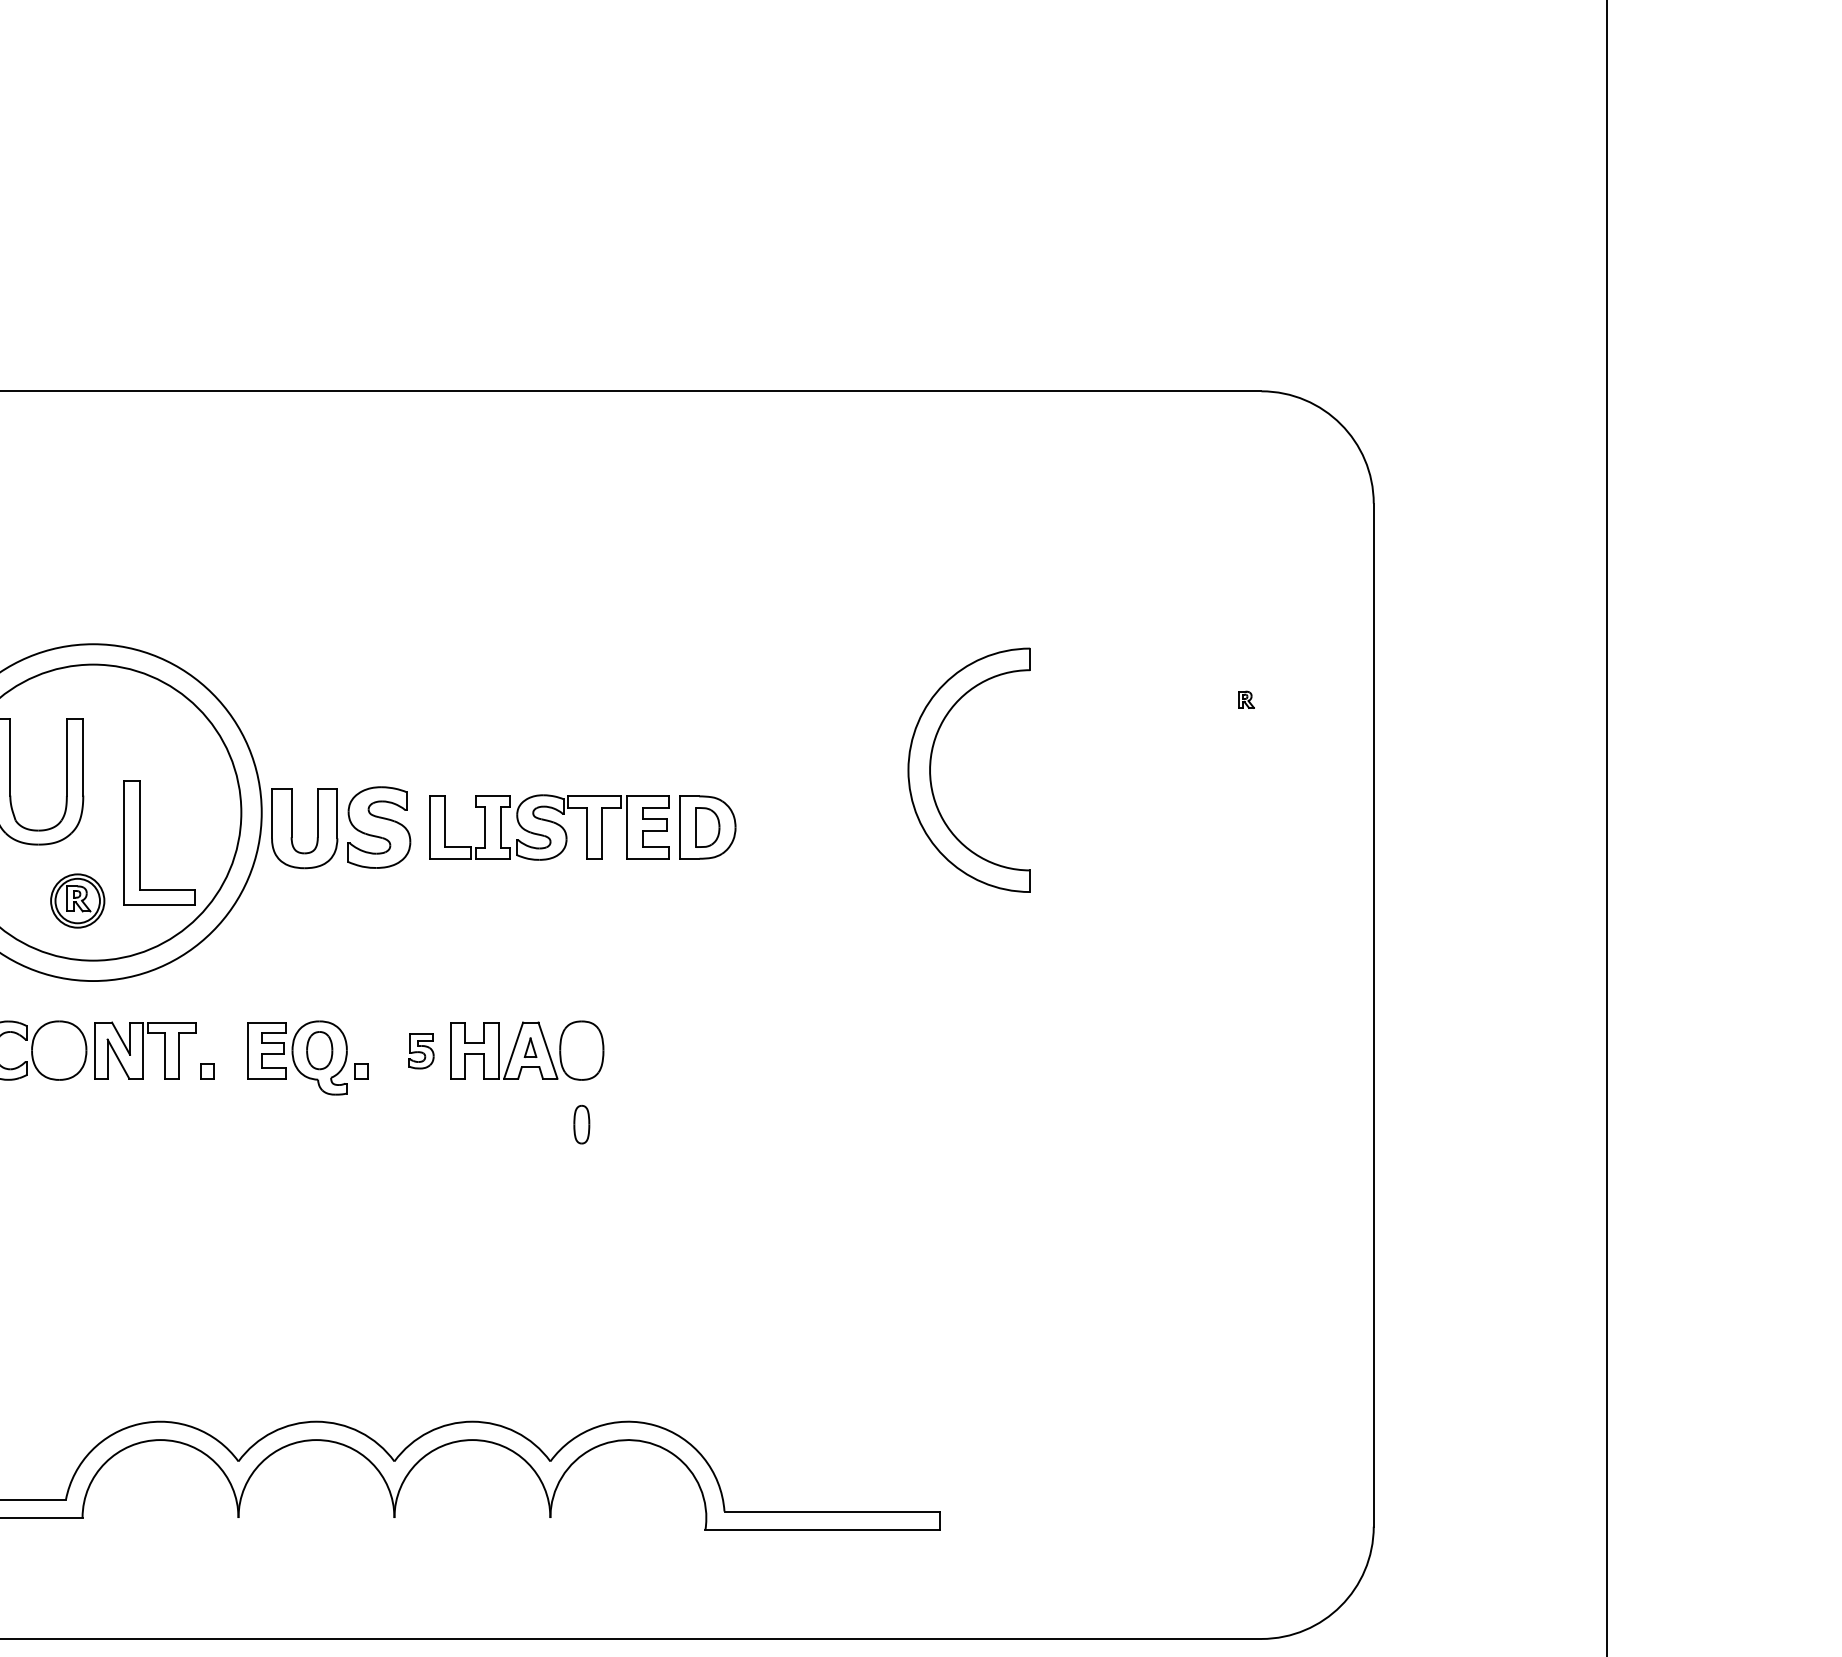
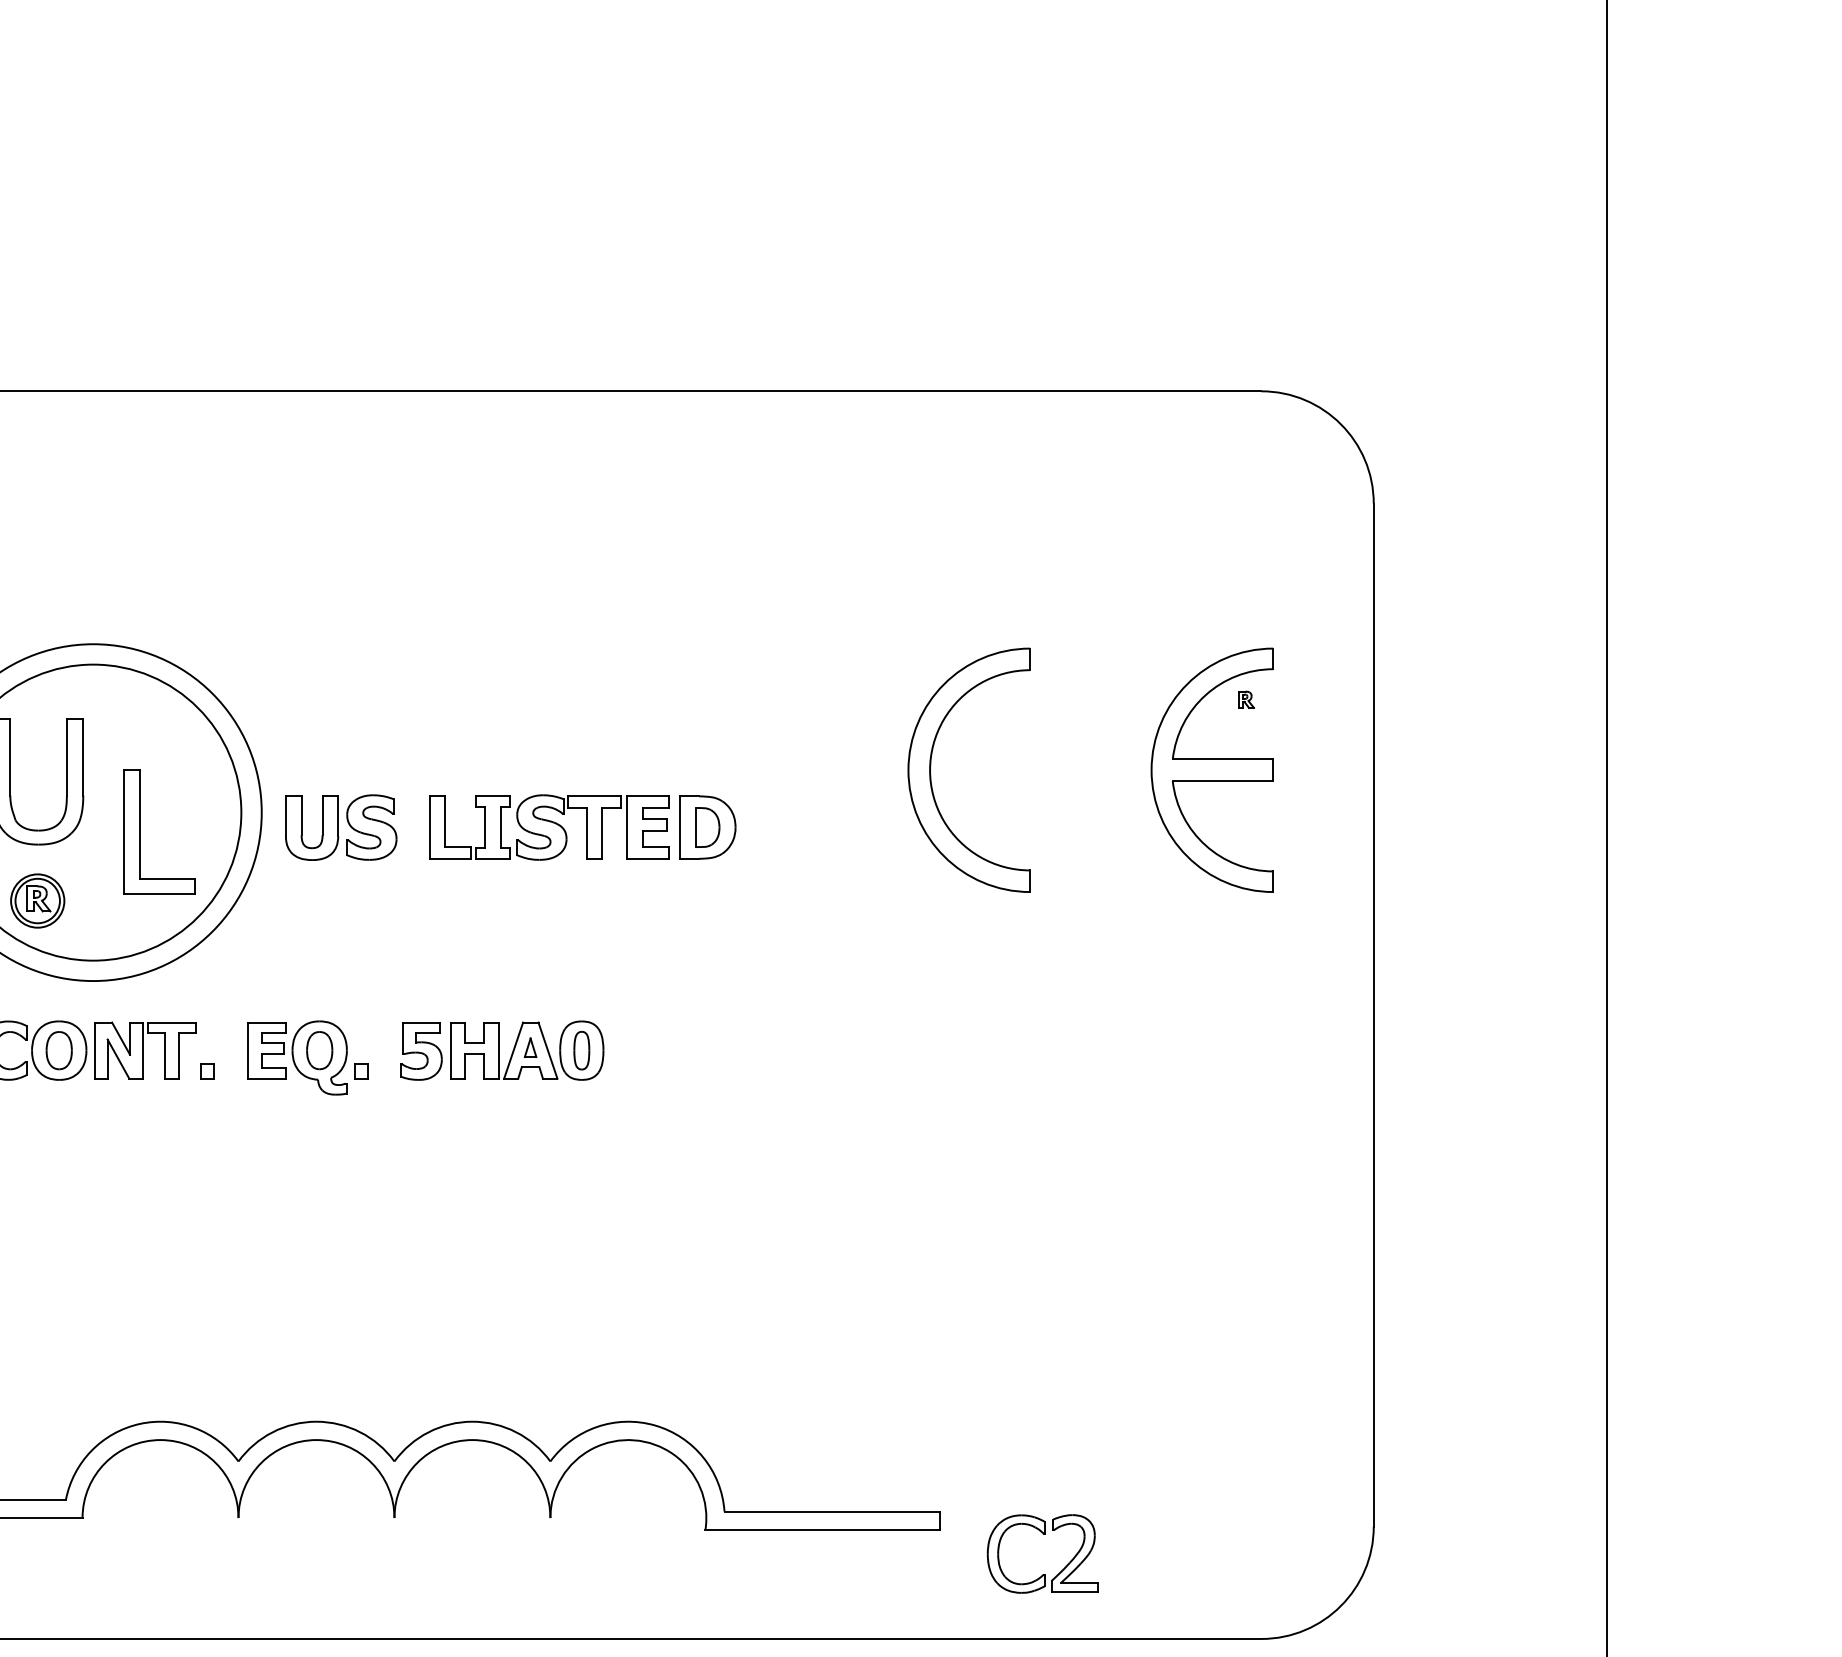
part: none -> present (1211, 769)
part size: 141x84 px -> 113x67 px (341, 827)
part position: (140, 842) -> (140, 831) (140, 831)
part position: (77, 900) -> (37, 900) (37, 900)
part: none -> present (58, 1050)
part size: 27x37 px -> 43x59 px (421, 1051)
part position: (581, 1124) -> (581, 1050) (581, 1050)
part: none -> present (1043, 1534)
